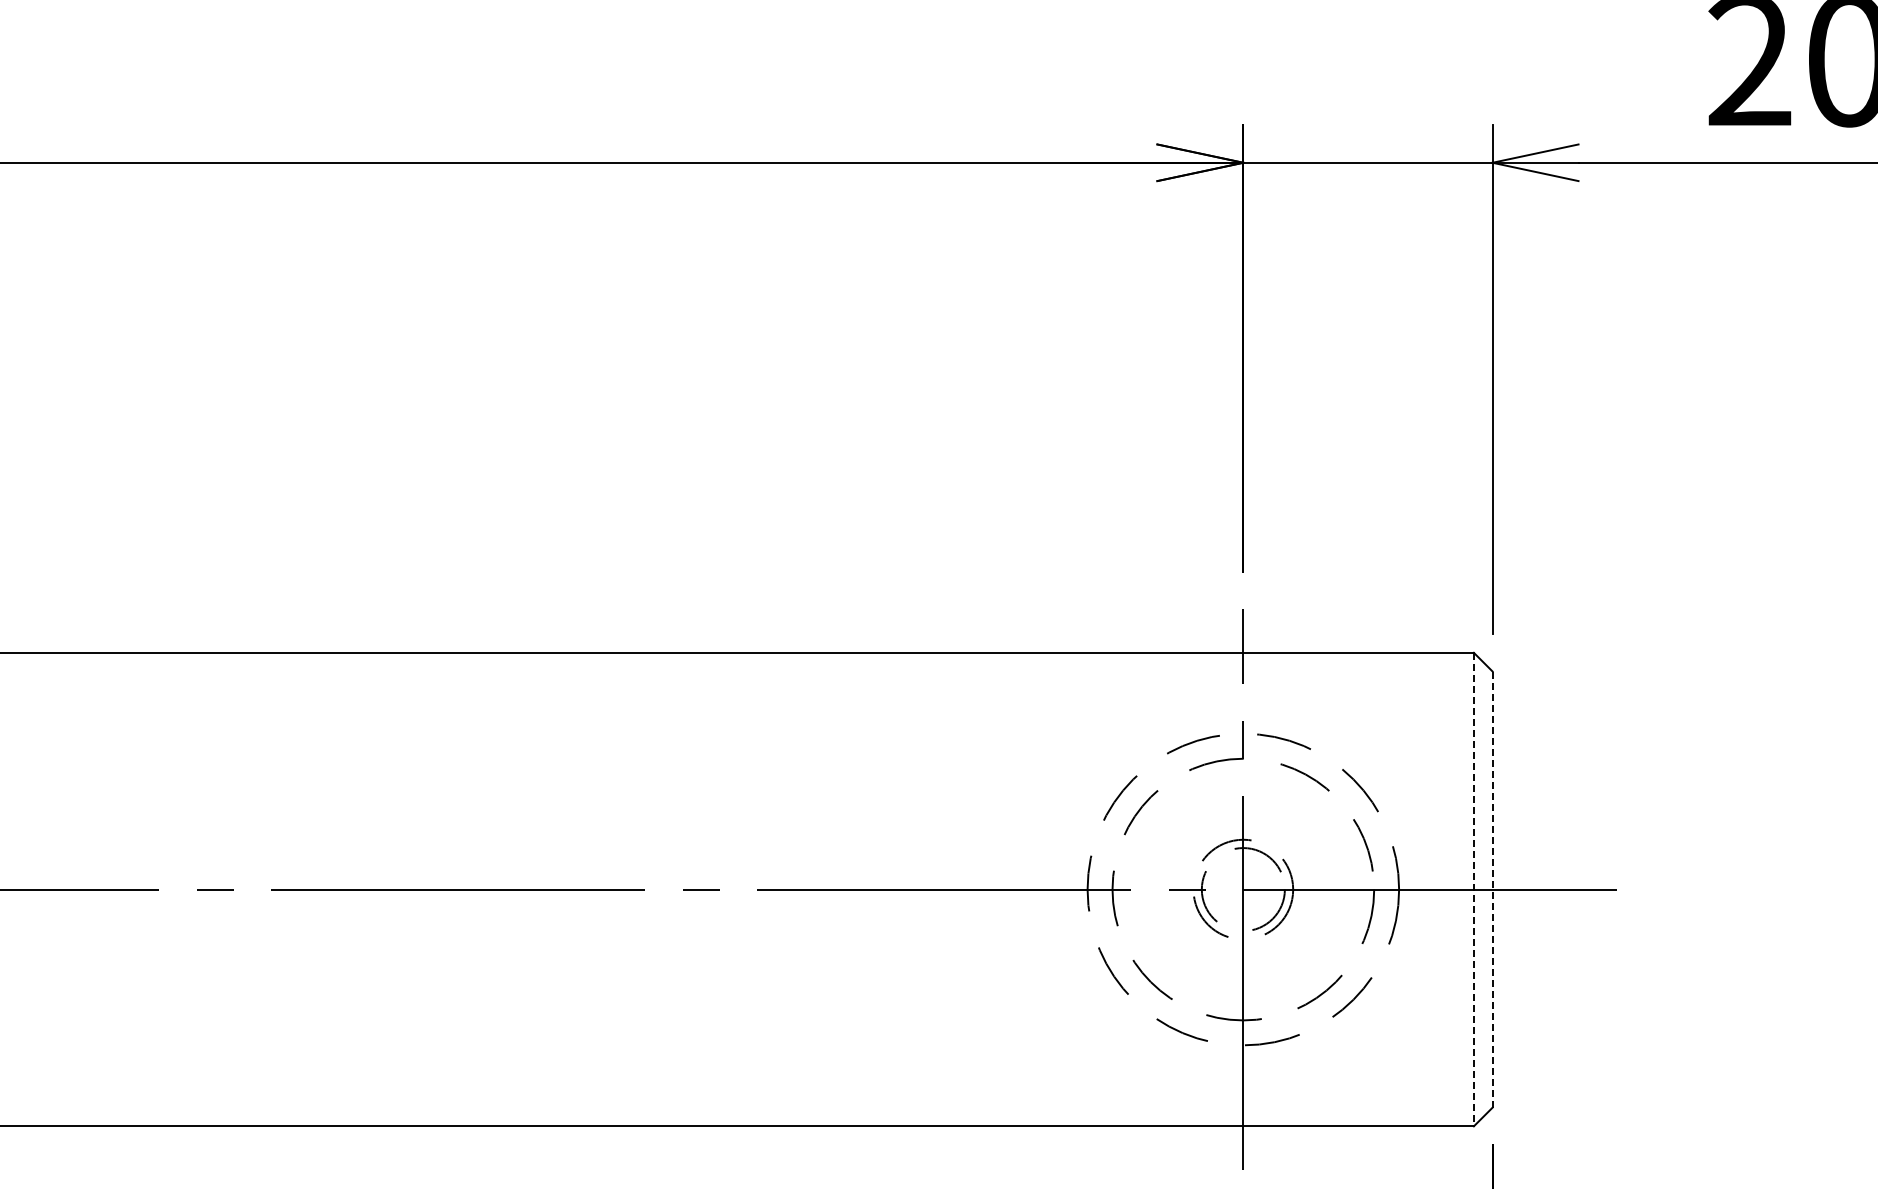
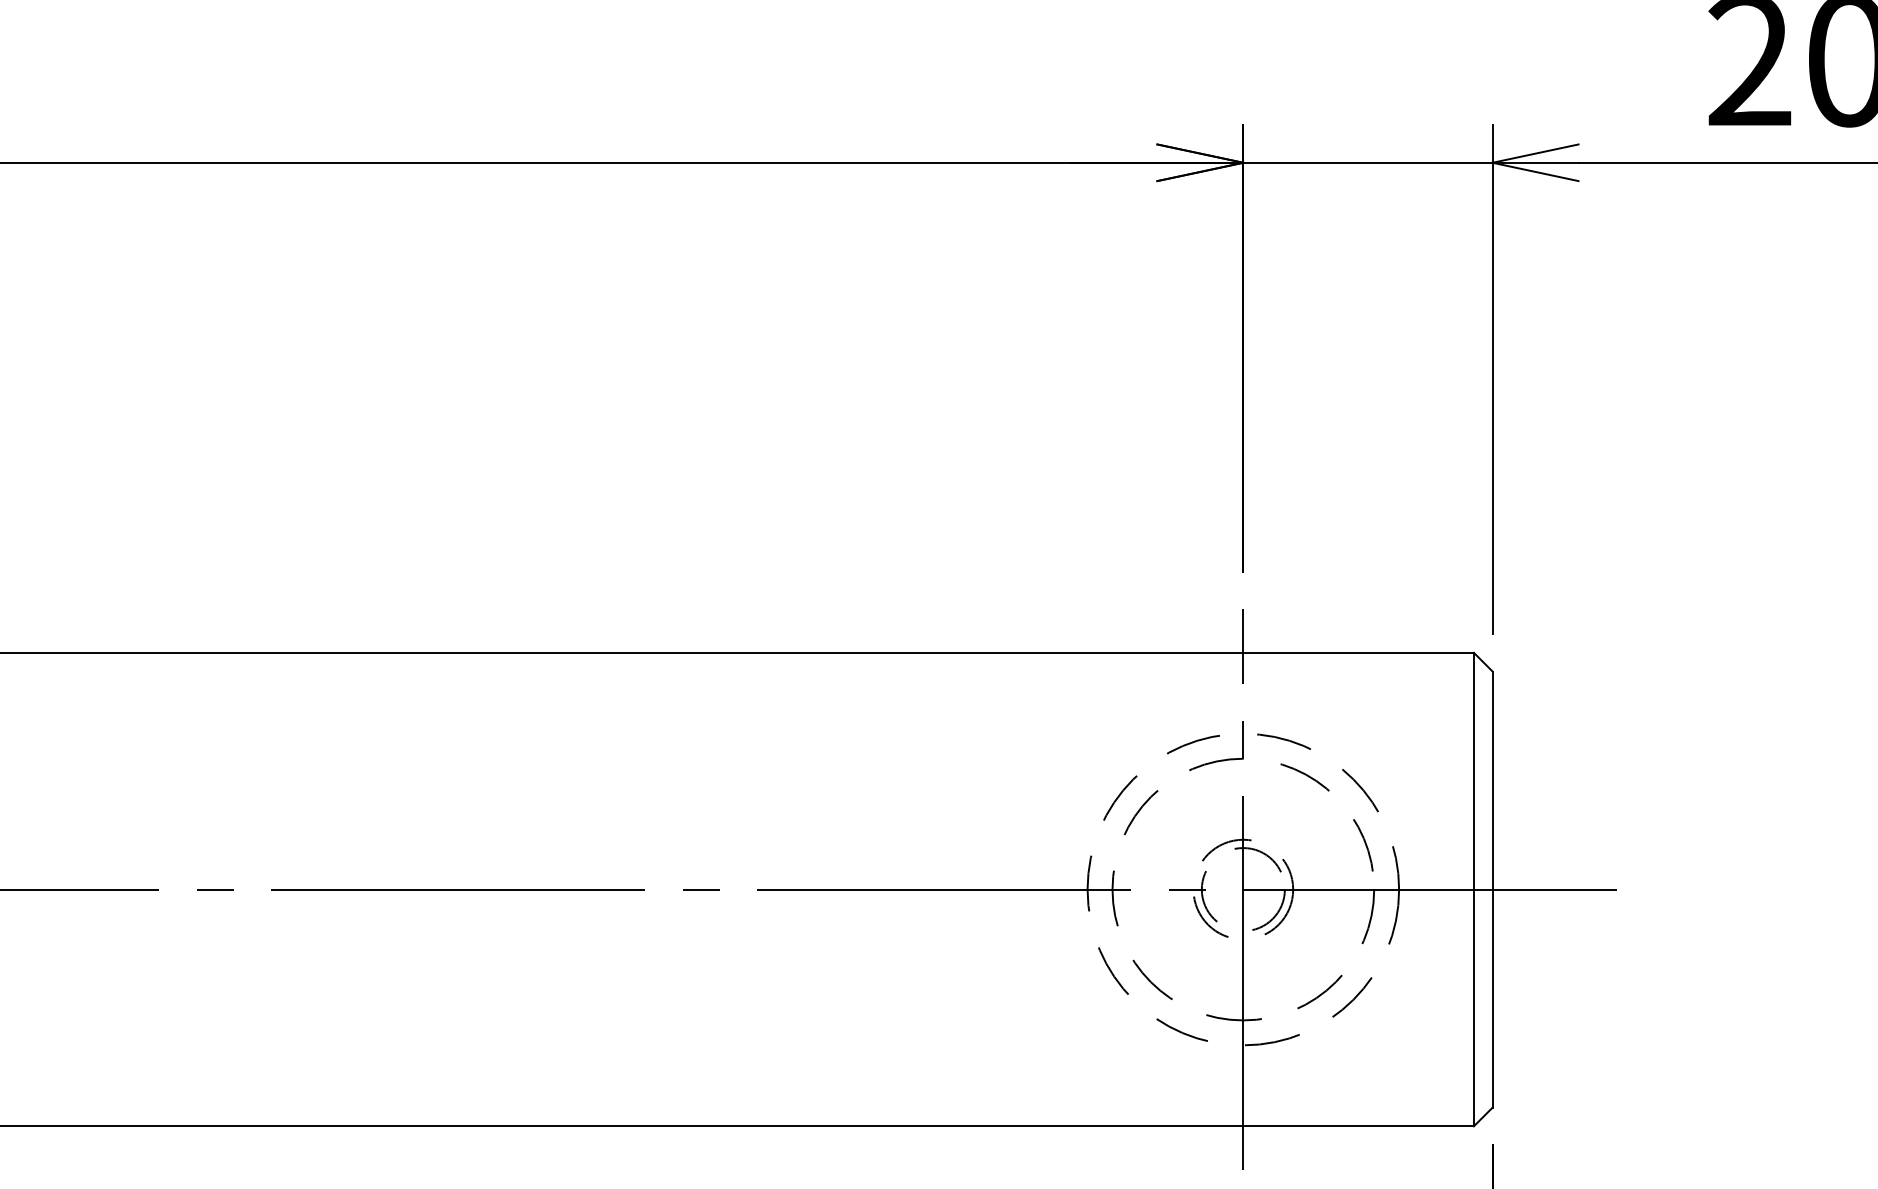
line: dashed -> solid (1473, 889)
line: dashed -> solid (1492, 890)
